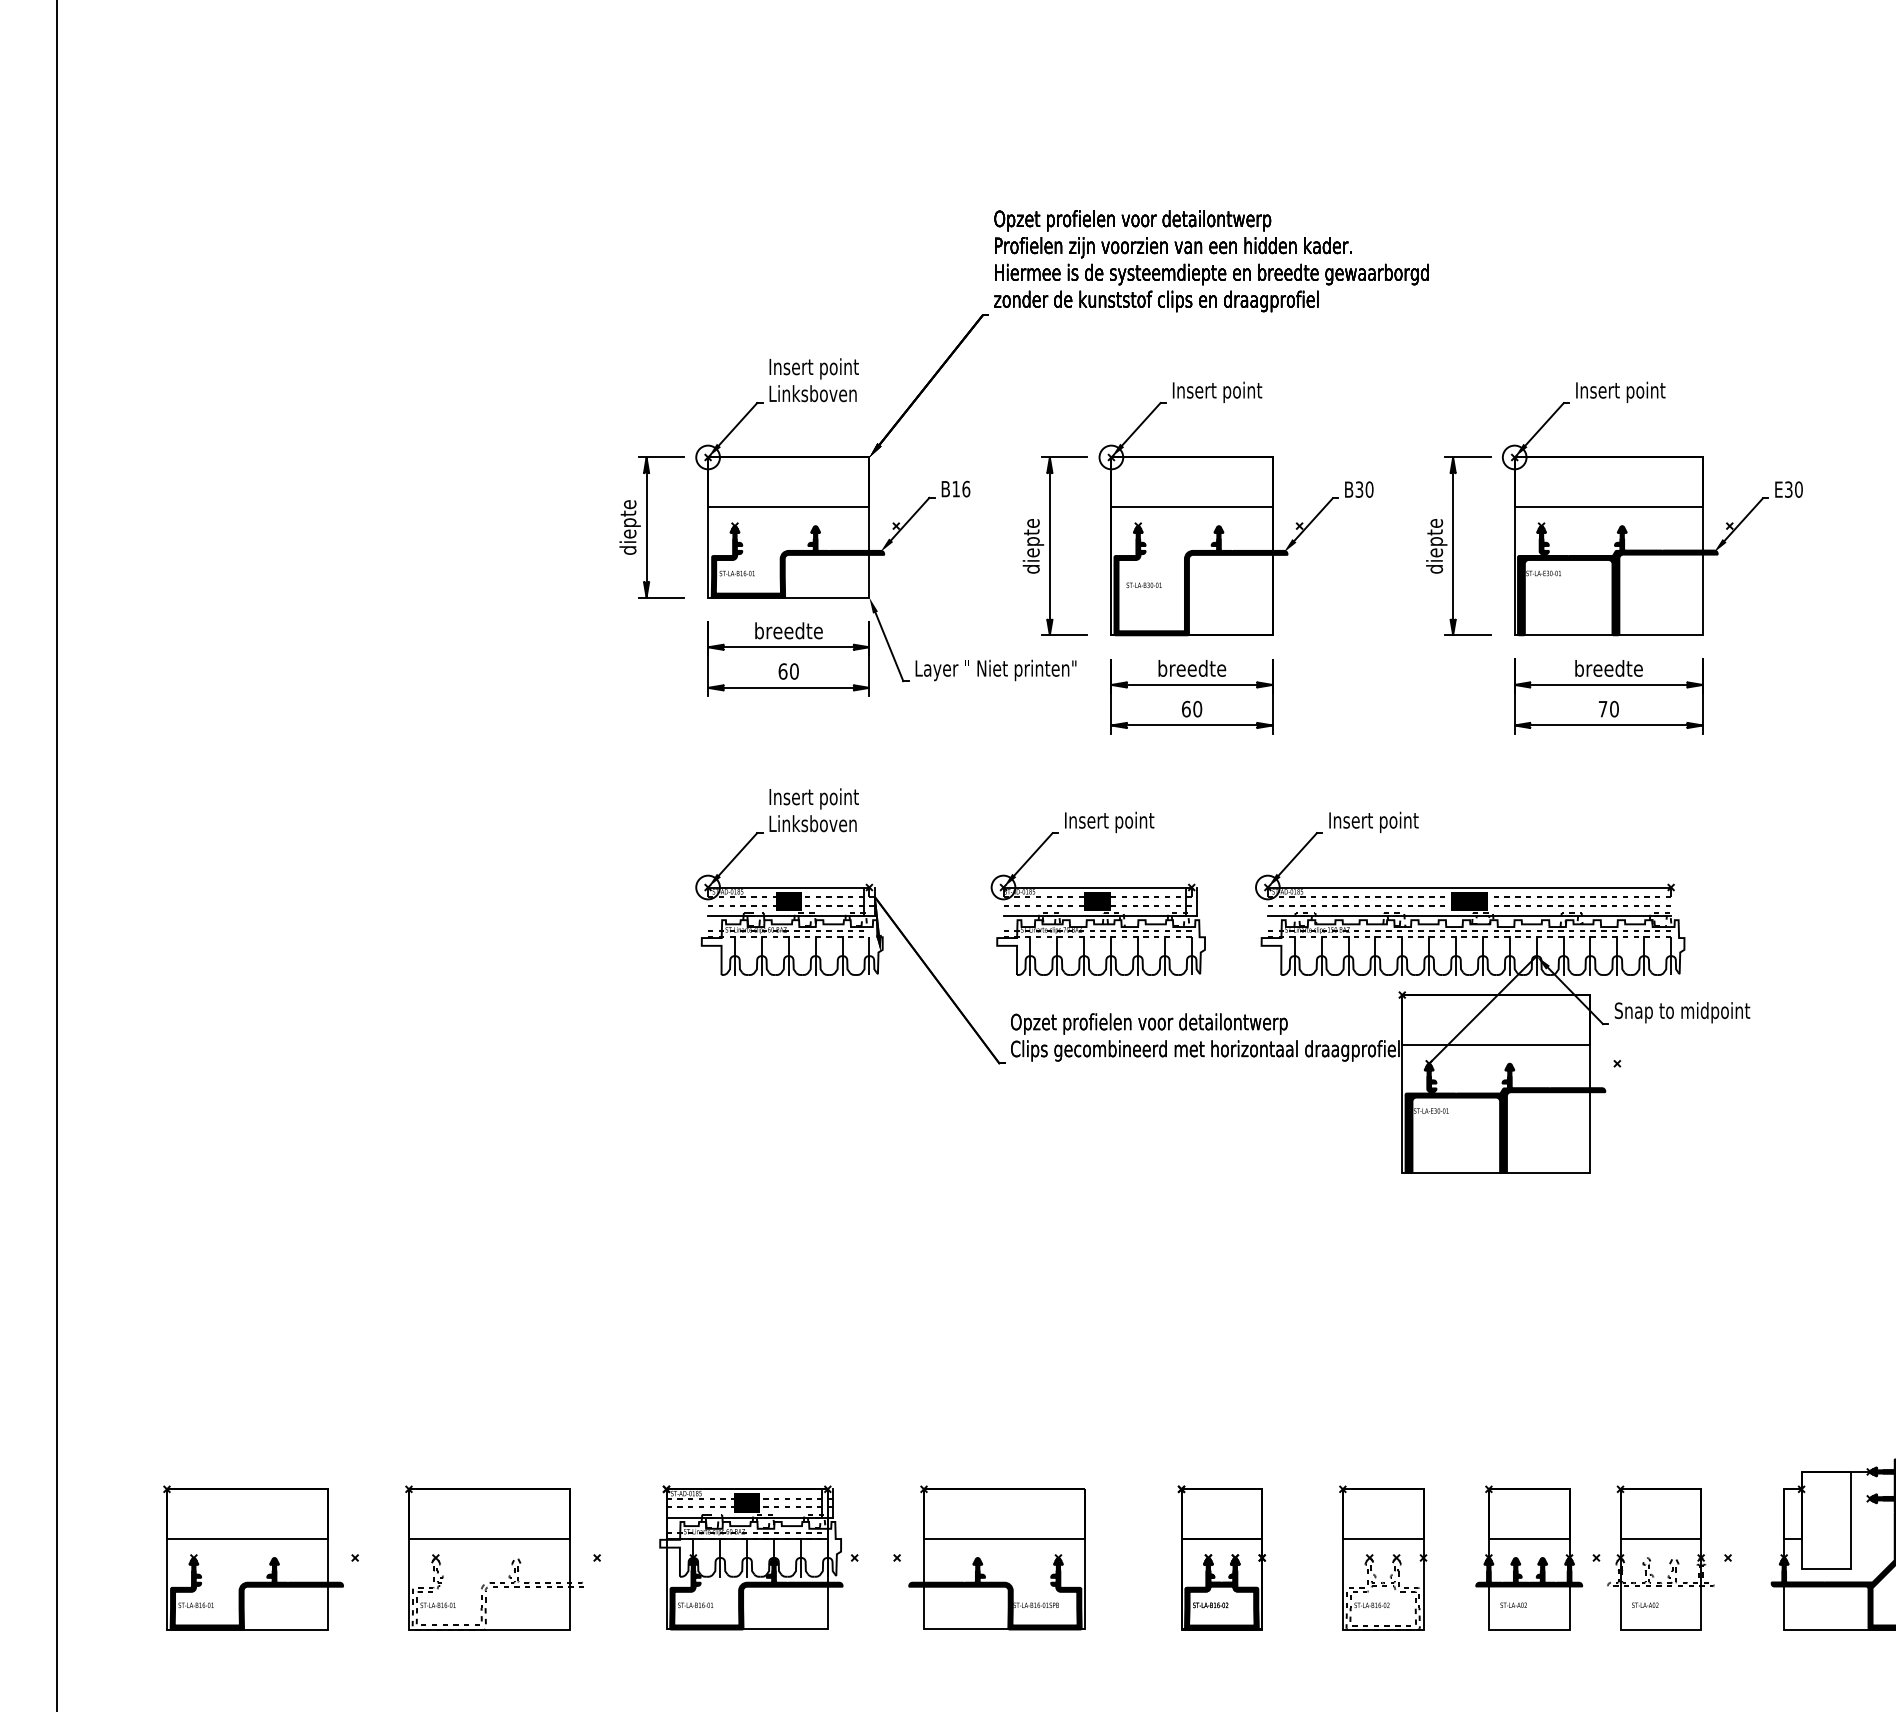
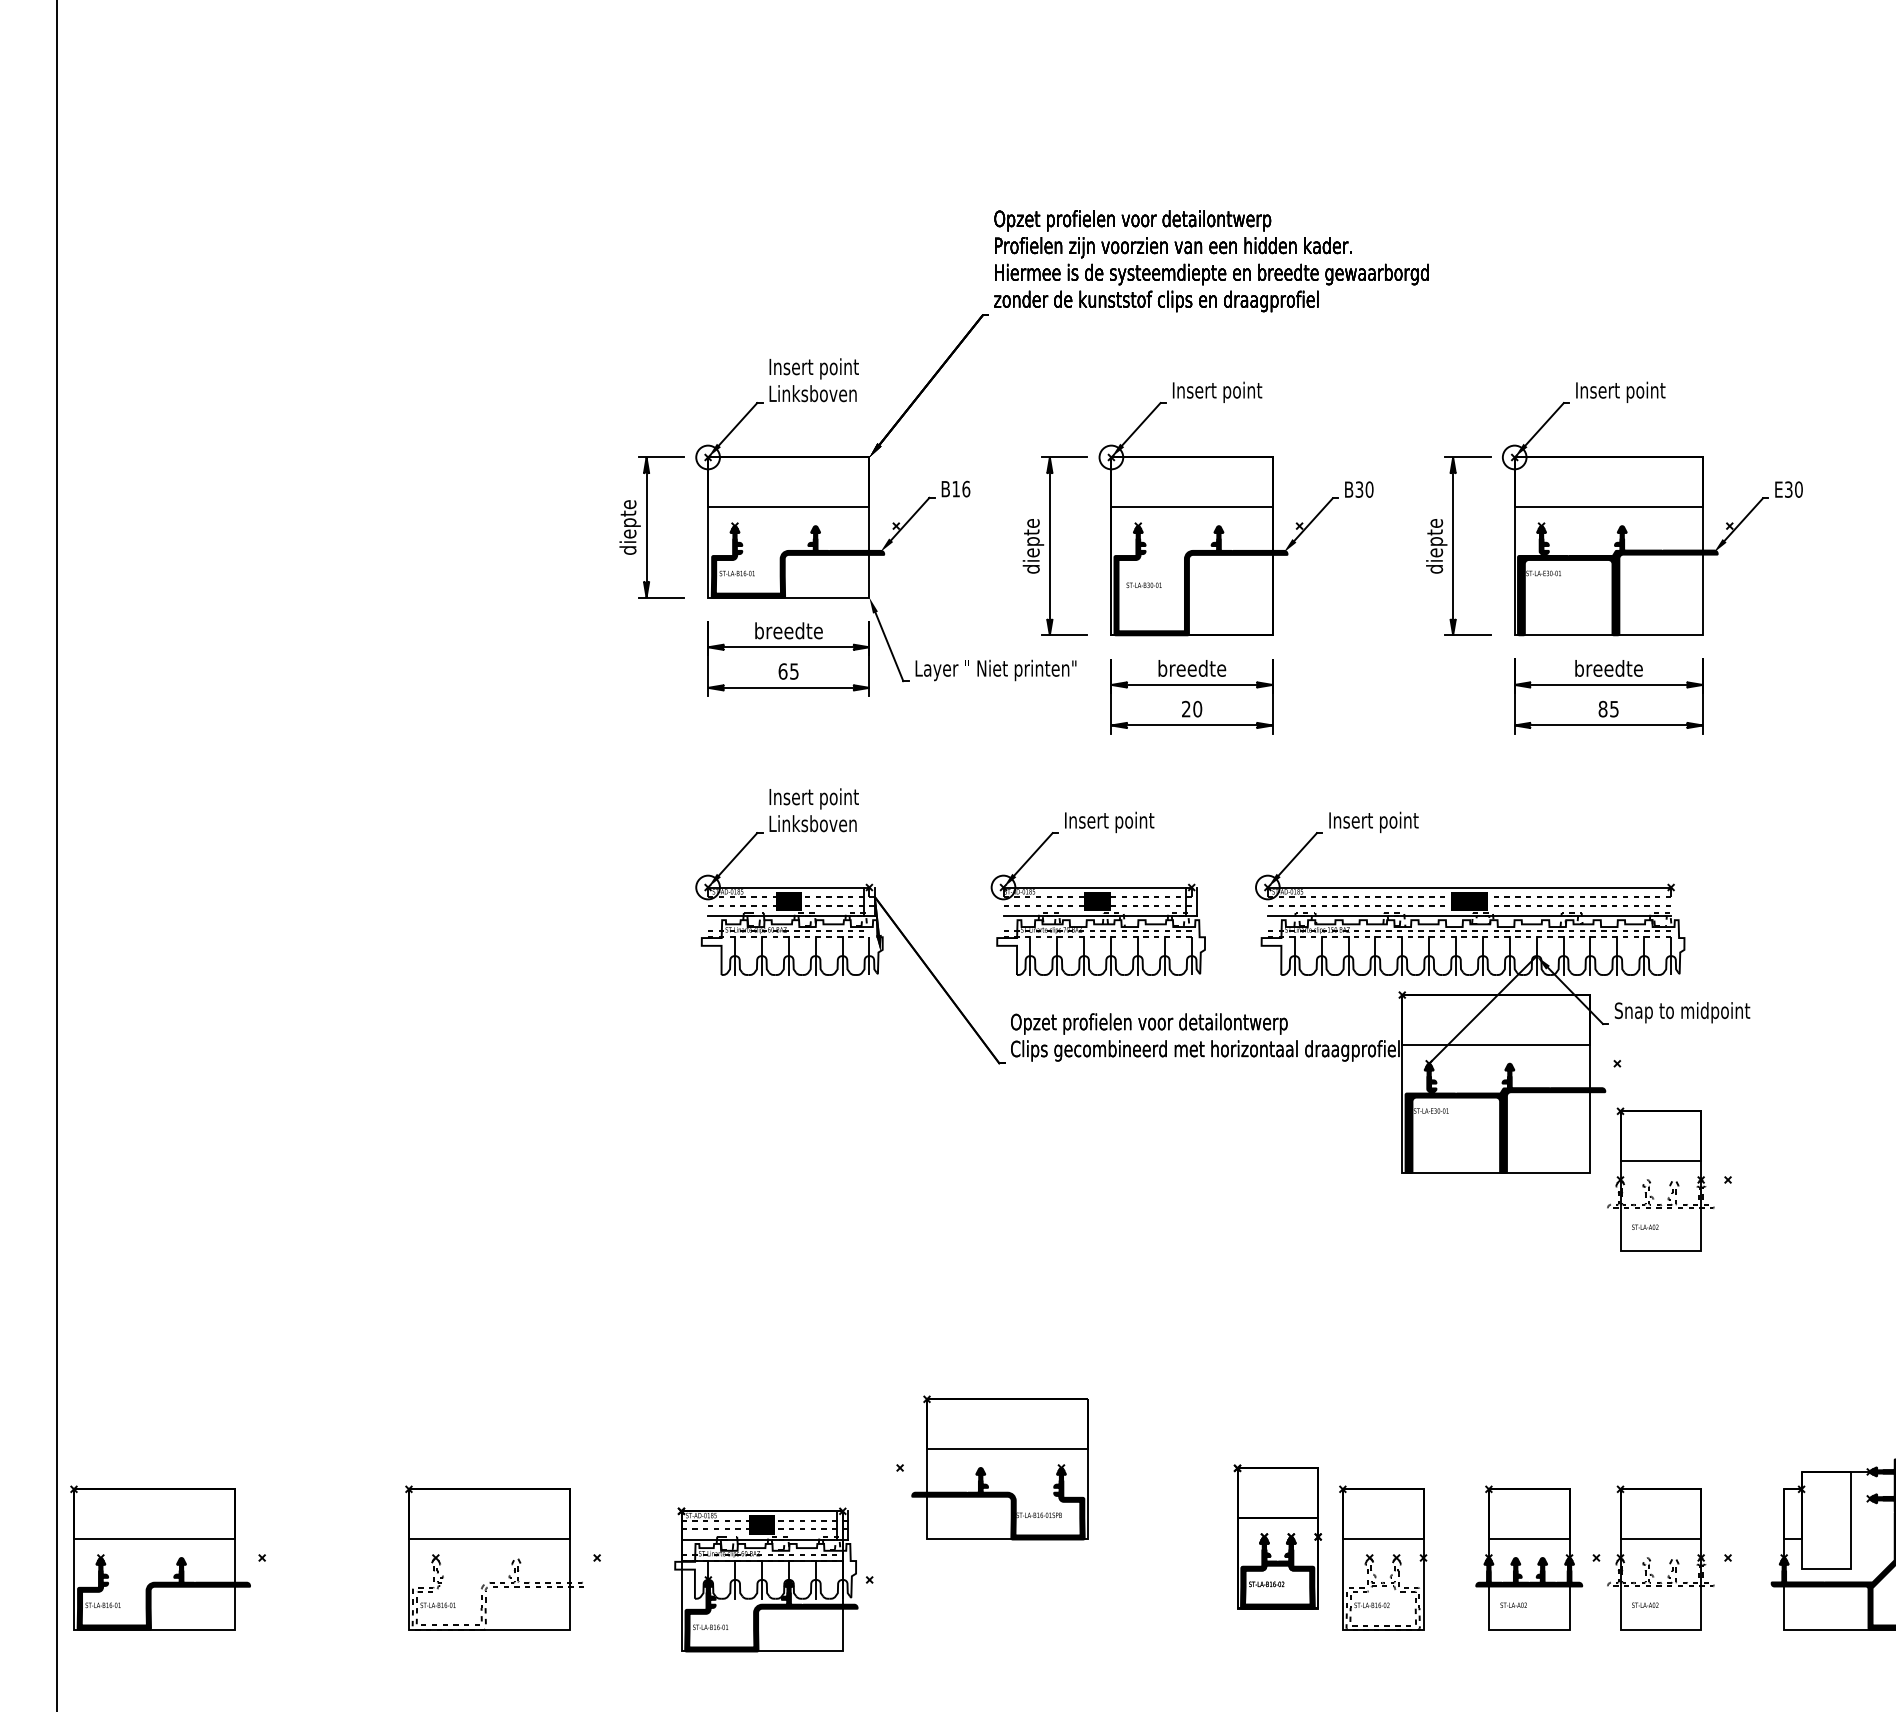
text: 60 -> 65 (794, 671)
text: 60 -> 20 (1186, 708)
text: 70 -> 85 (1608, 708)
part: none -> present (1669, 1179)
part position: (260, 1557) -> (167, 1557) (167, 1557)
part position: (758, 1557) -> (773, 1579) (773, 1579)
part position: (989, 1557) -> (992, 1467) (992, 1467)
part position: (1221, 1557) -> (1277, 1536) (1277, 1536)
